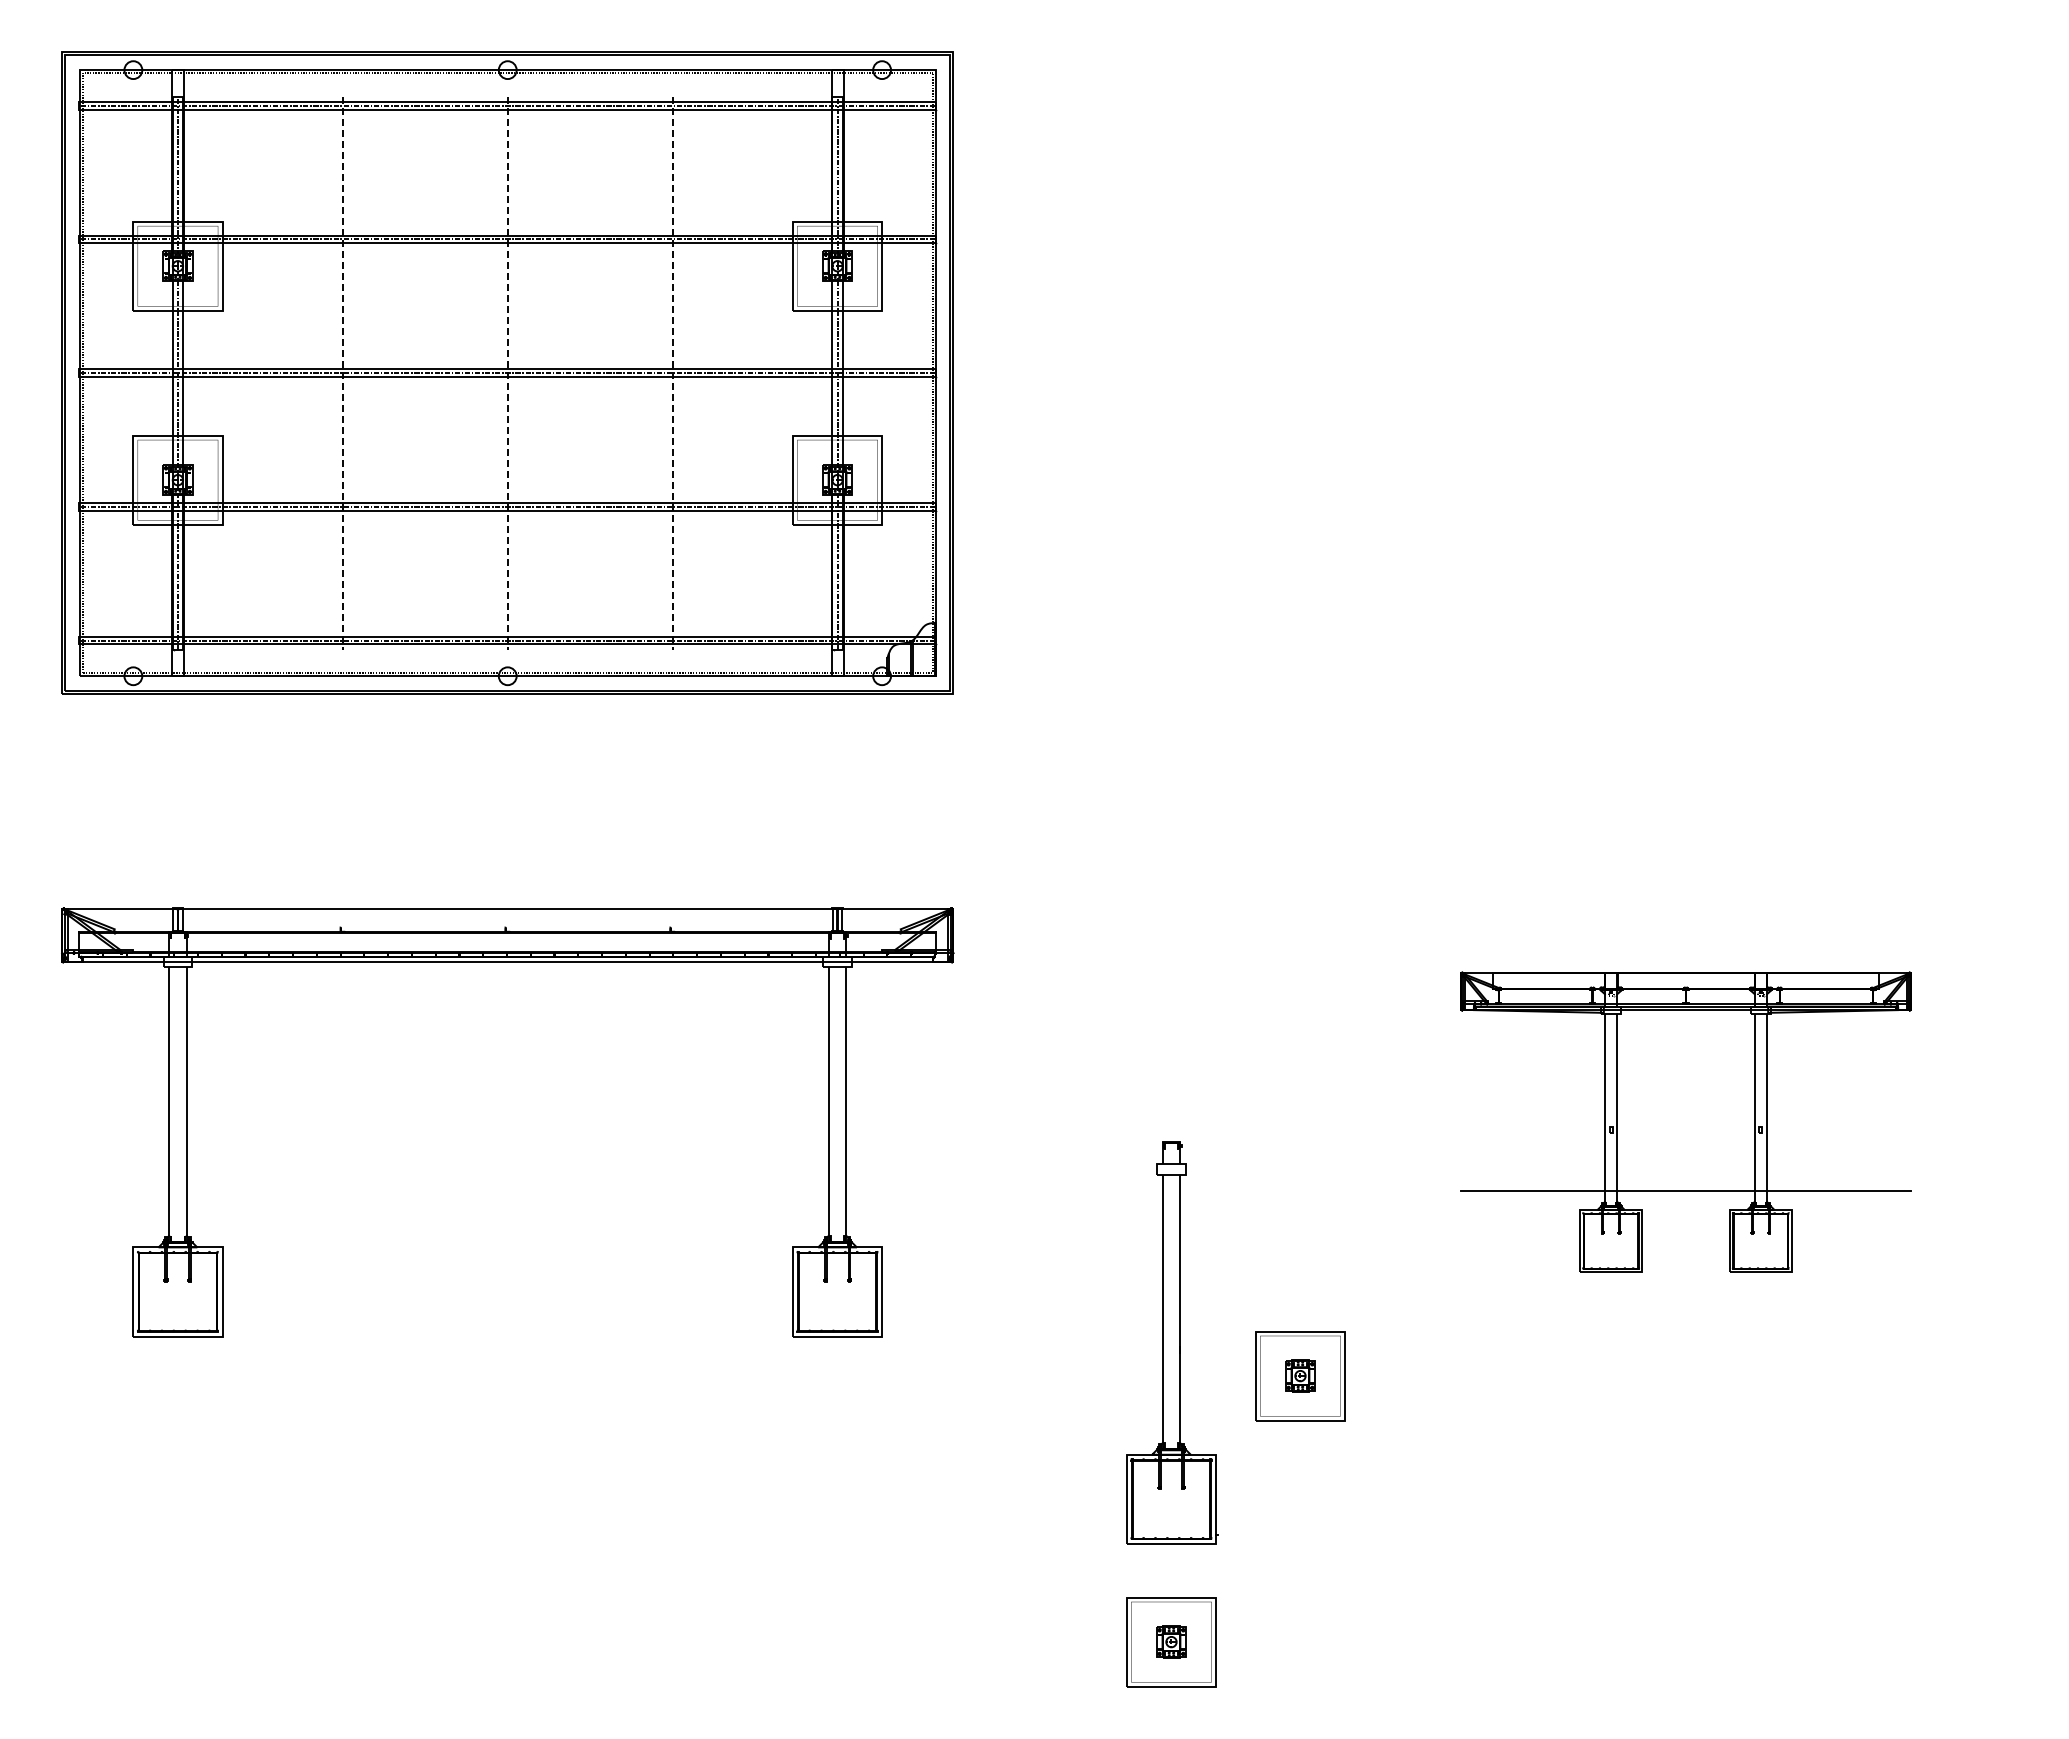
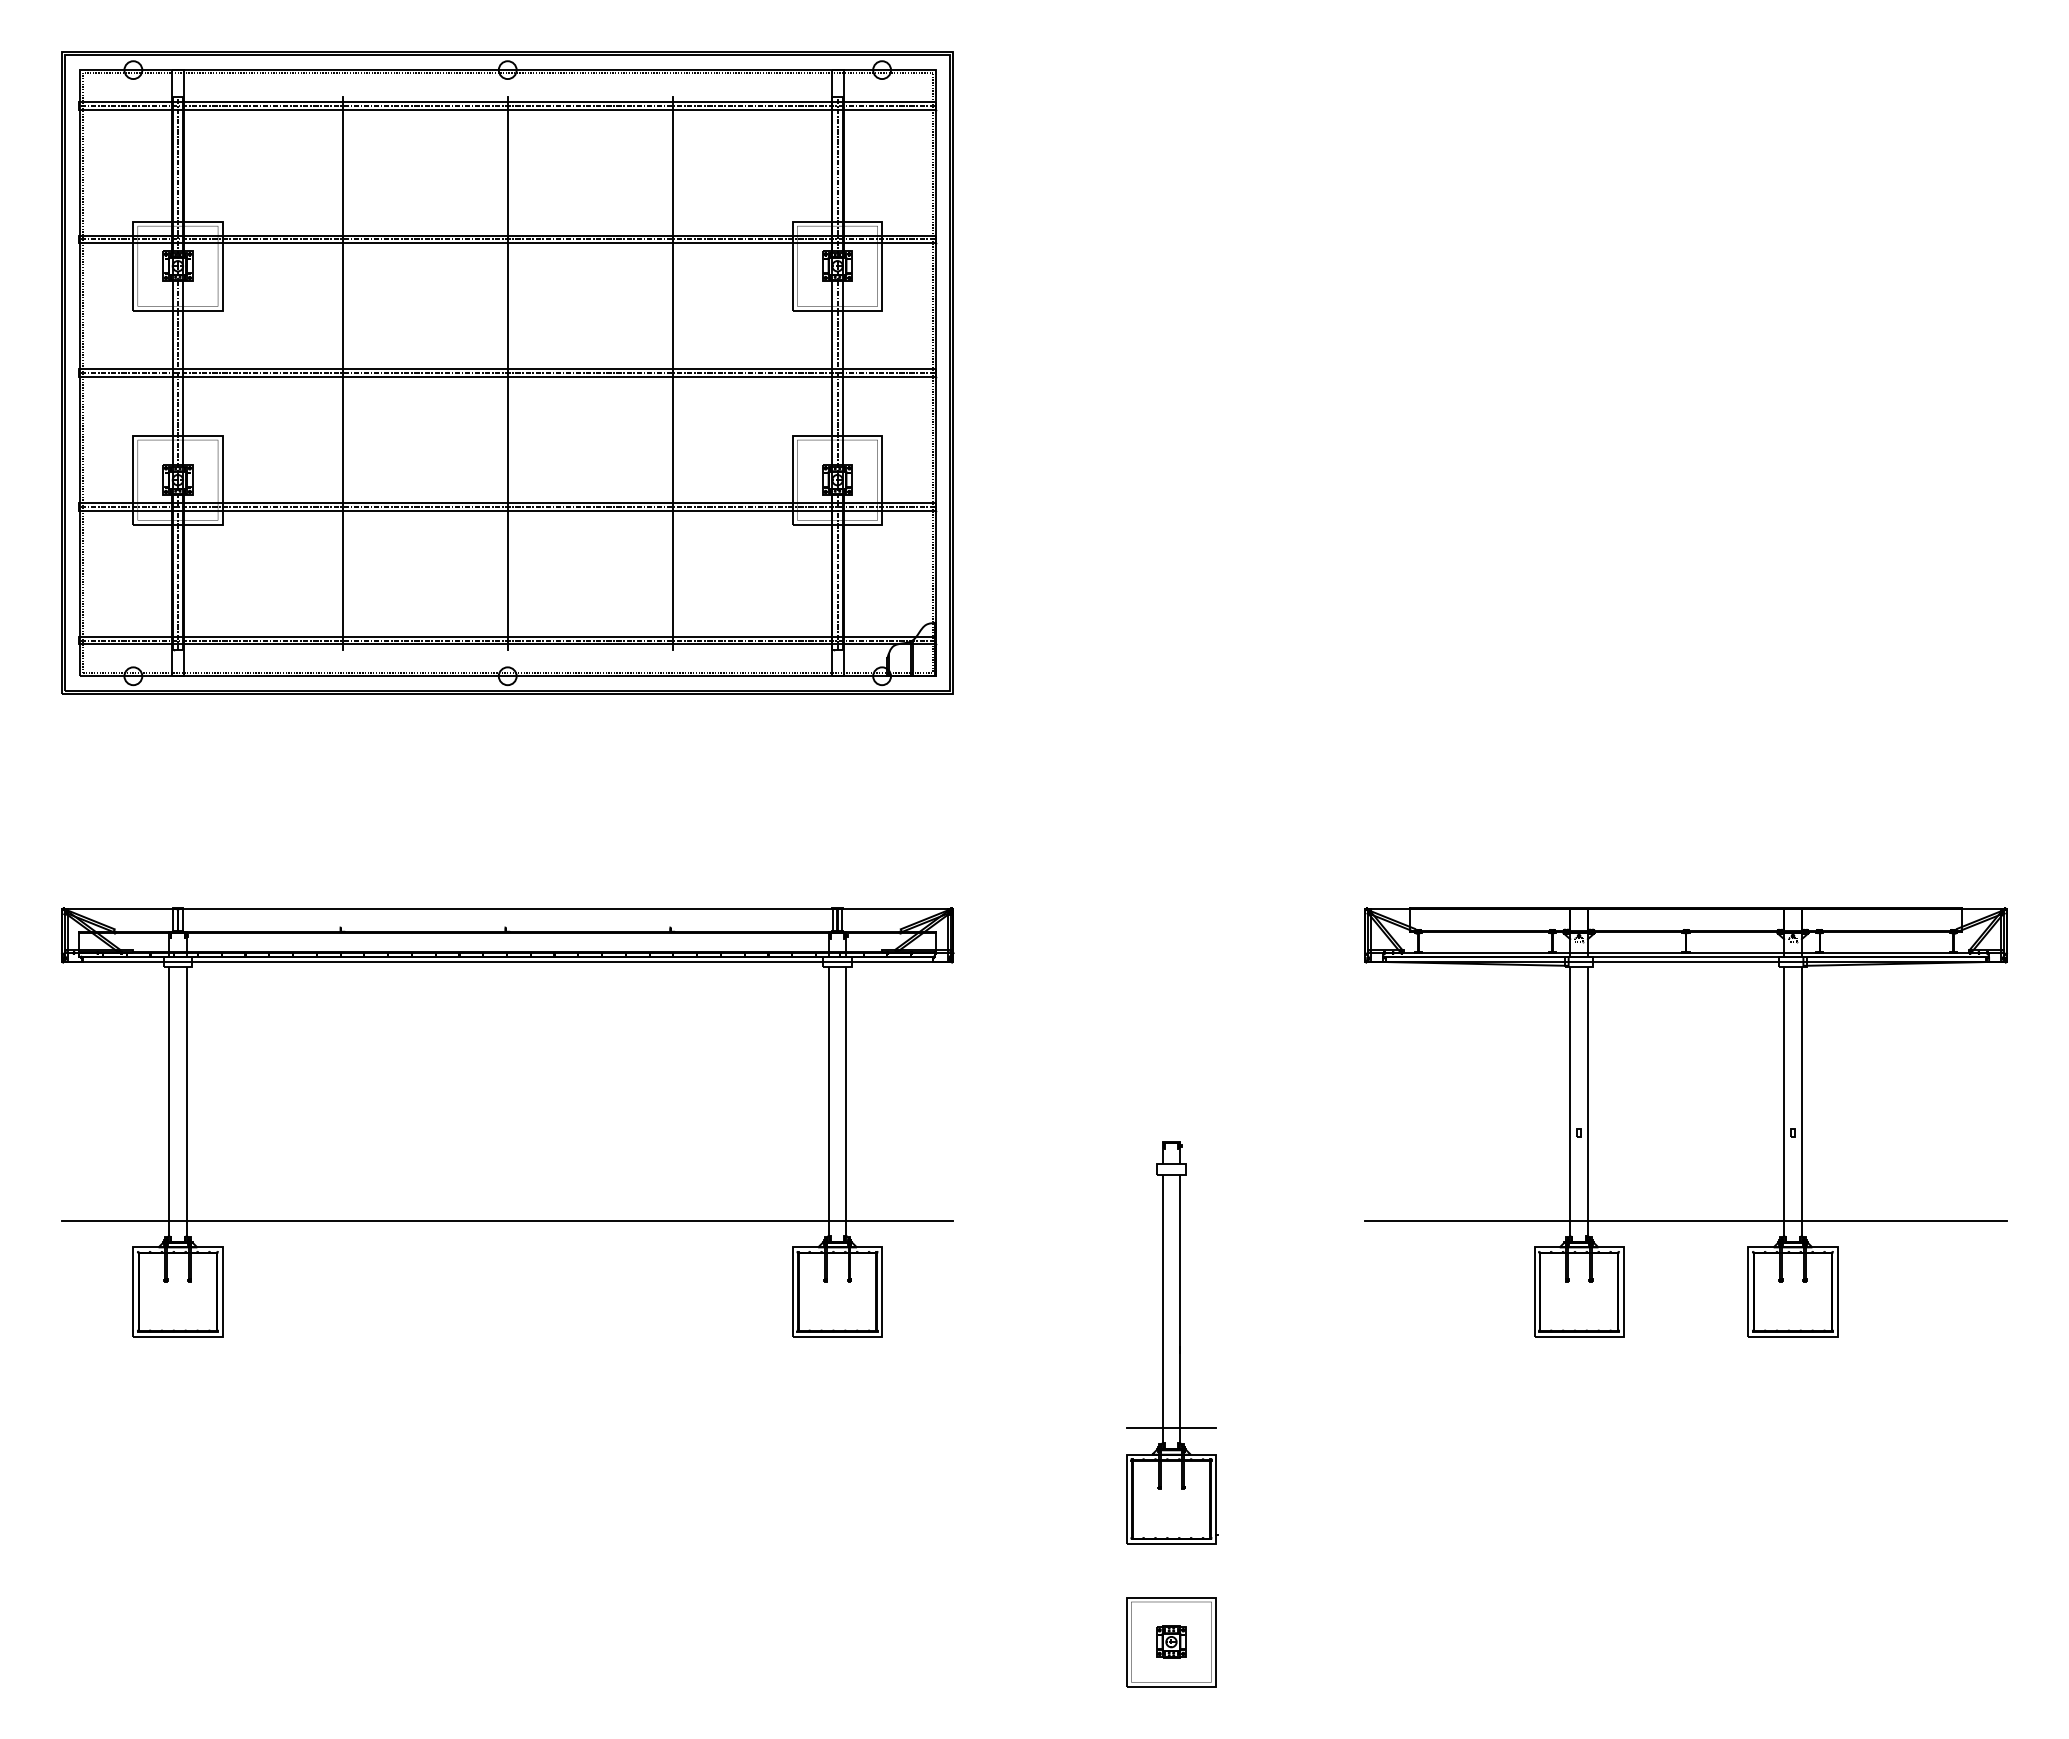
line: dashed -> solid (342, 373)
line: dashed -> solid (507, 373)
line: dashed -> solid (672, 373)
part size: 452x302 px -> 644x431 px (1685, 1122)
line: none -> present (507, 1220)
part: present -> none (1300, 1376)
line: none -> present (1171, 1428)
